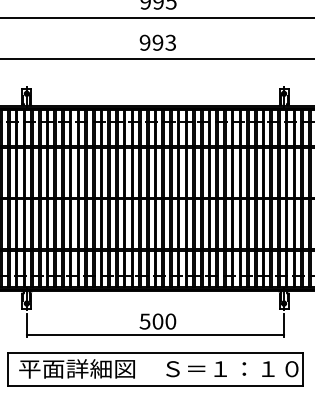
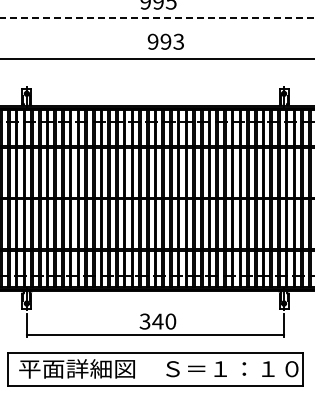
line: solid -> dashed (158, 17)
text position: (157, 42) -> (165, 41) (165, 41)
text: 500 -> 340 (151, 321)
